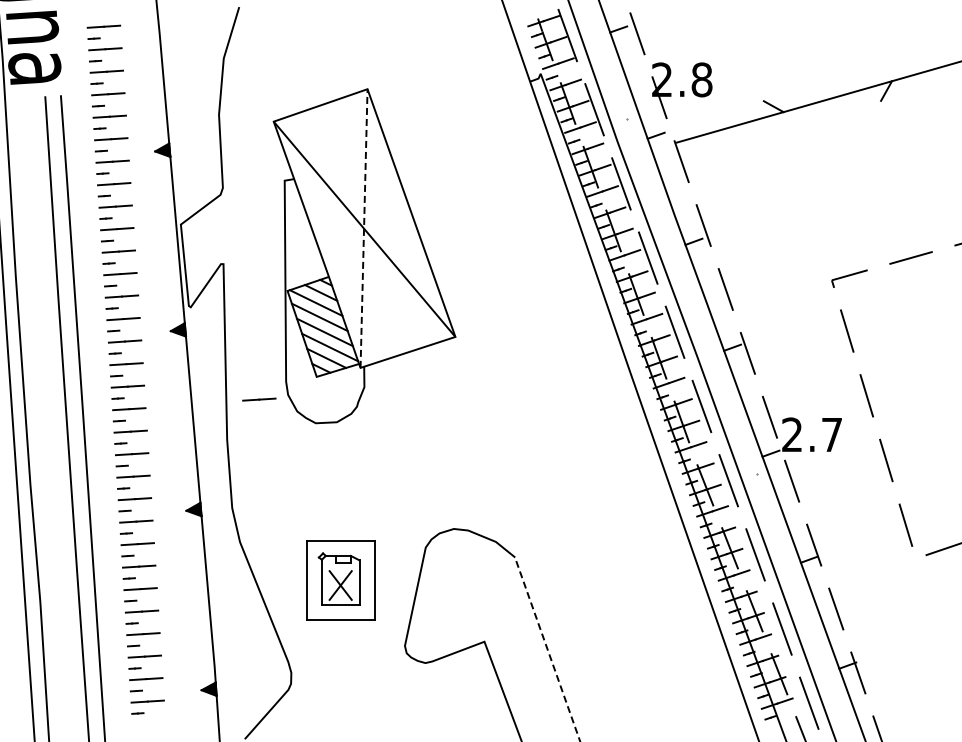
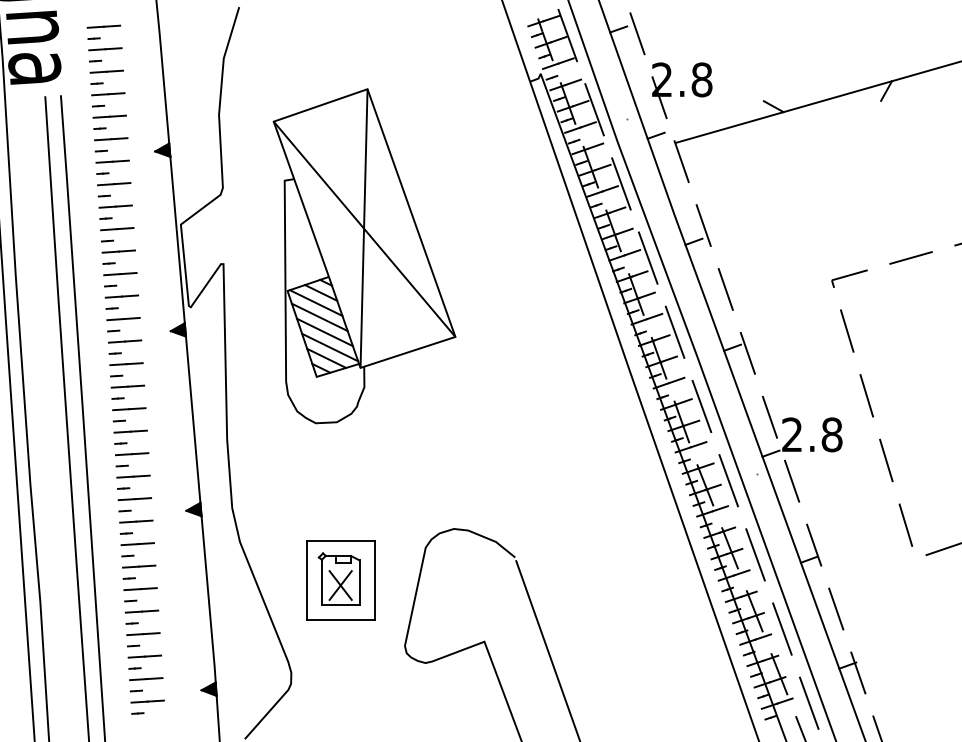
line: dashed -> solid (364, 228)
line: present -> none (259, 399)
text: 2.7 -> 2.8 (831, 434)
line: dashed -> solid (548, 650)
